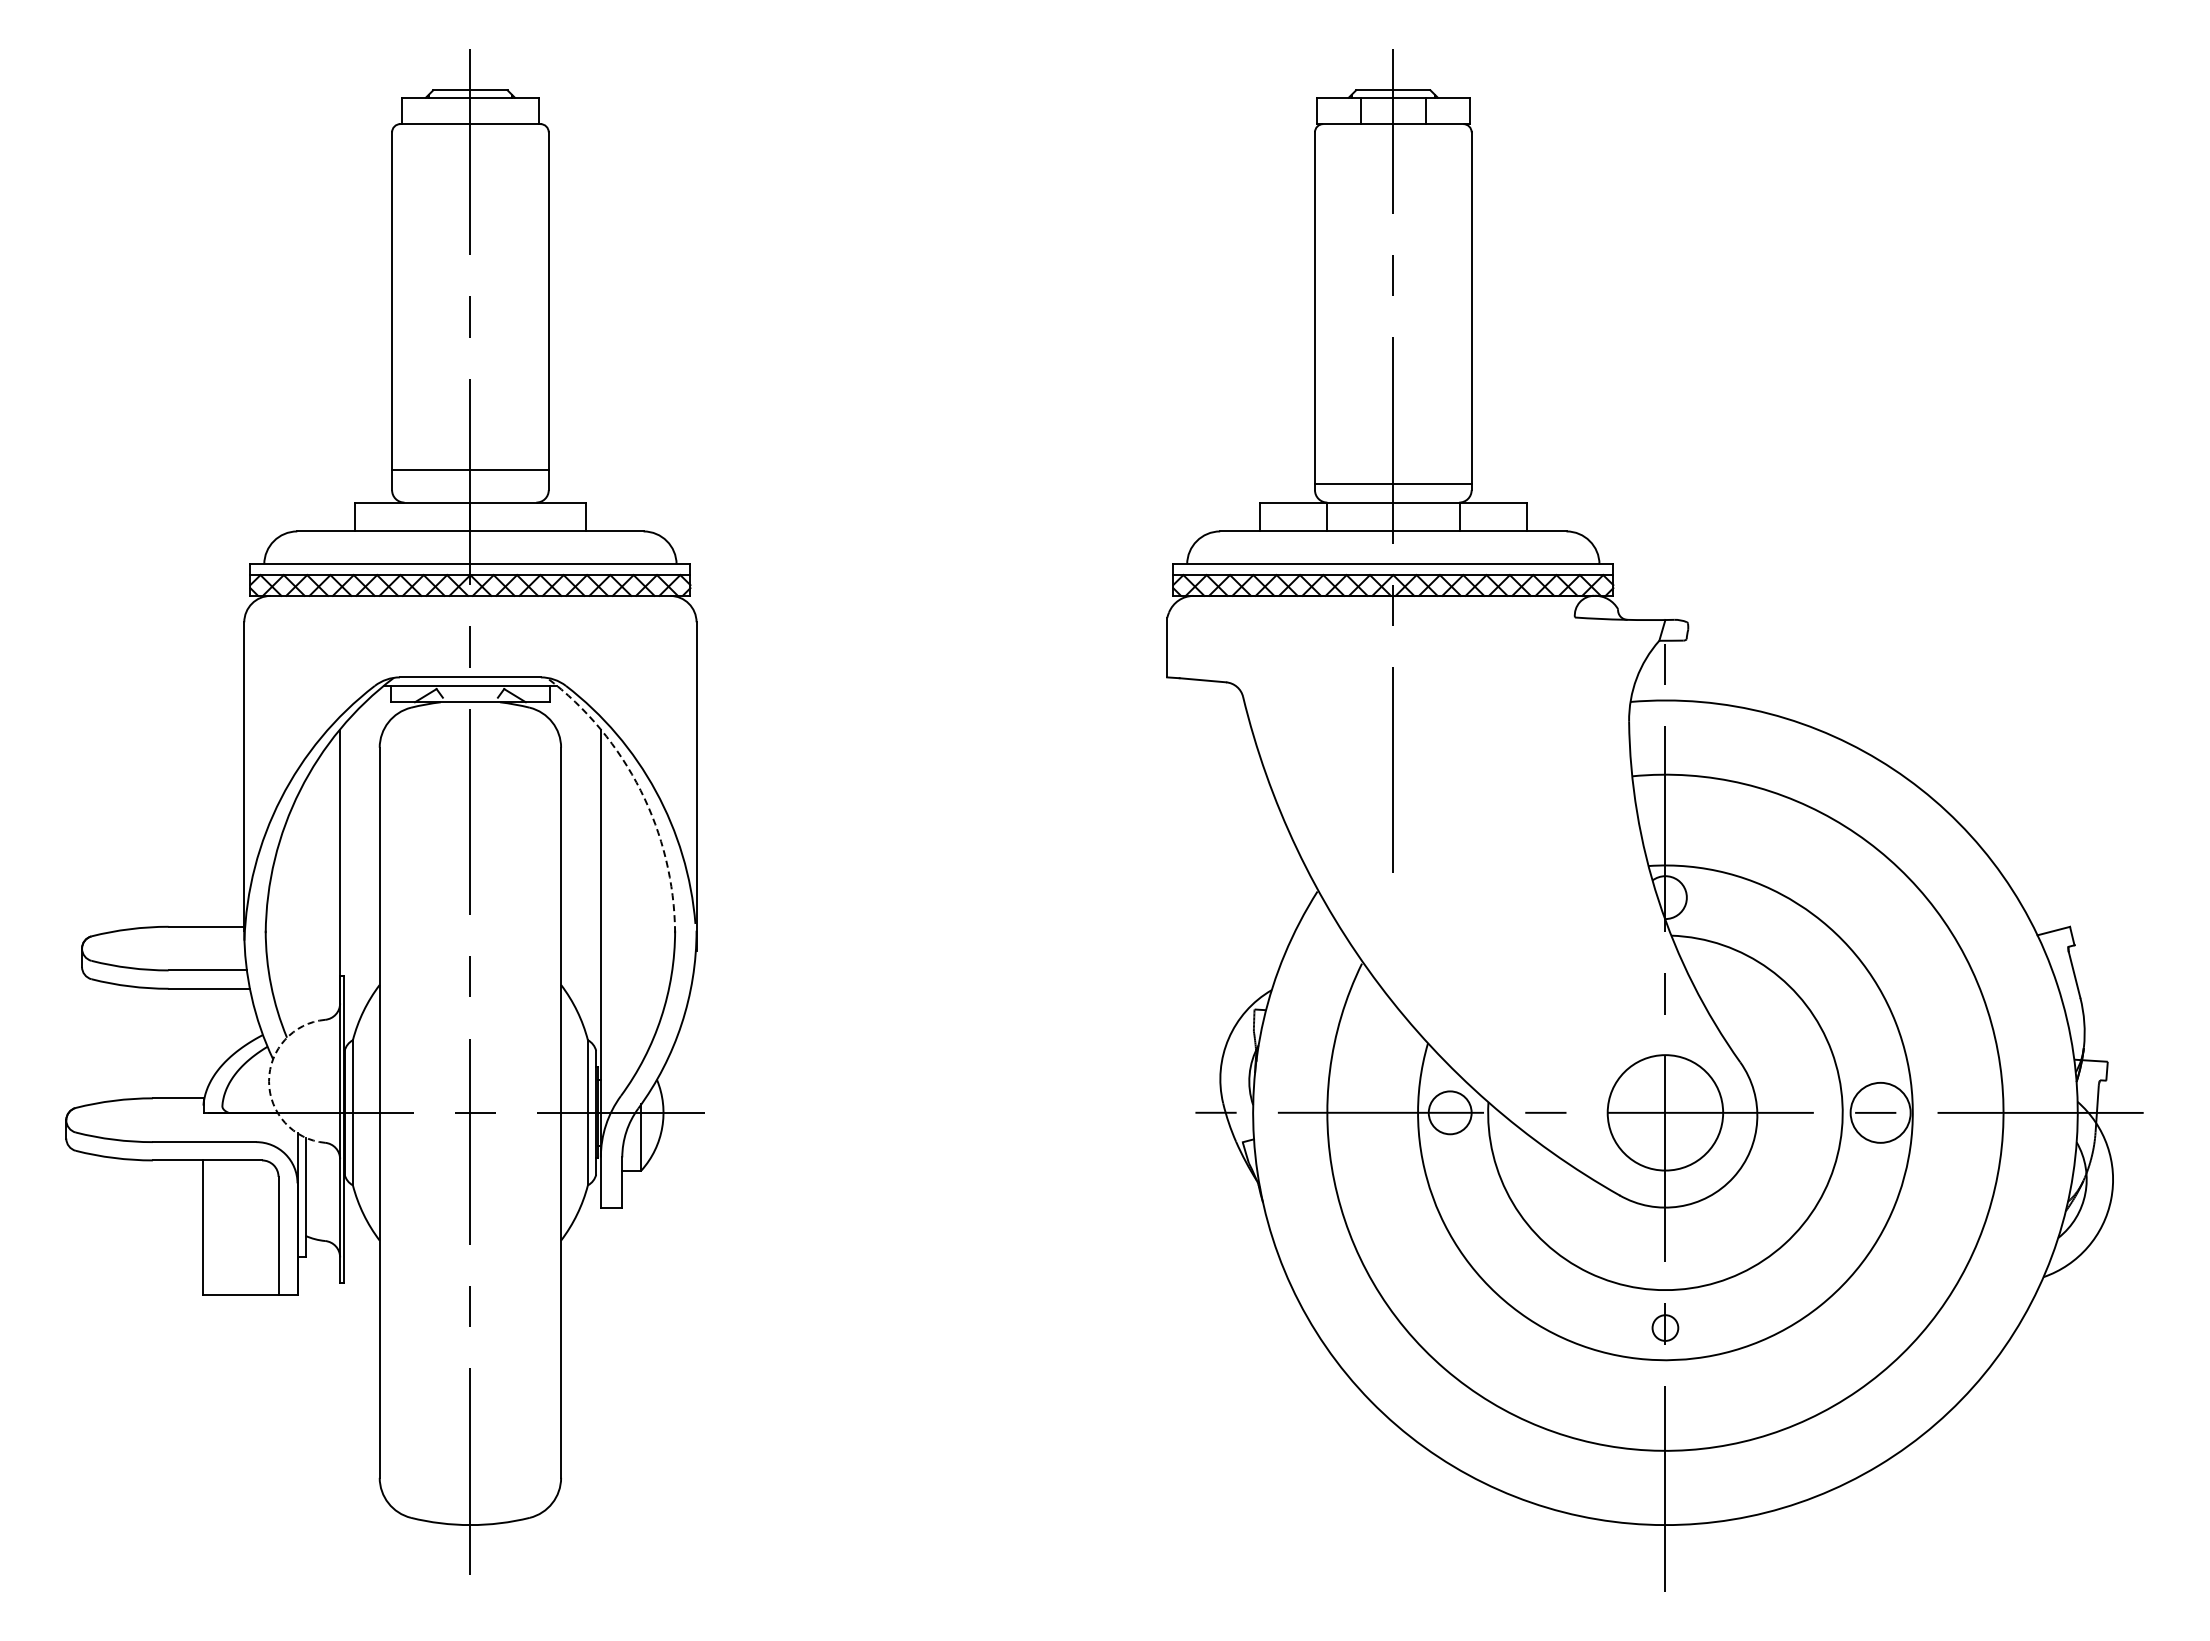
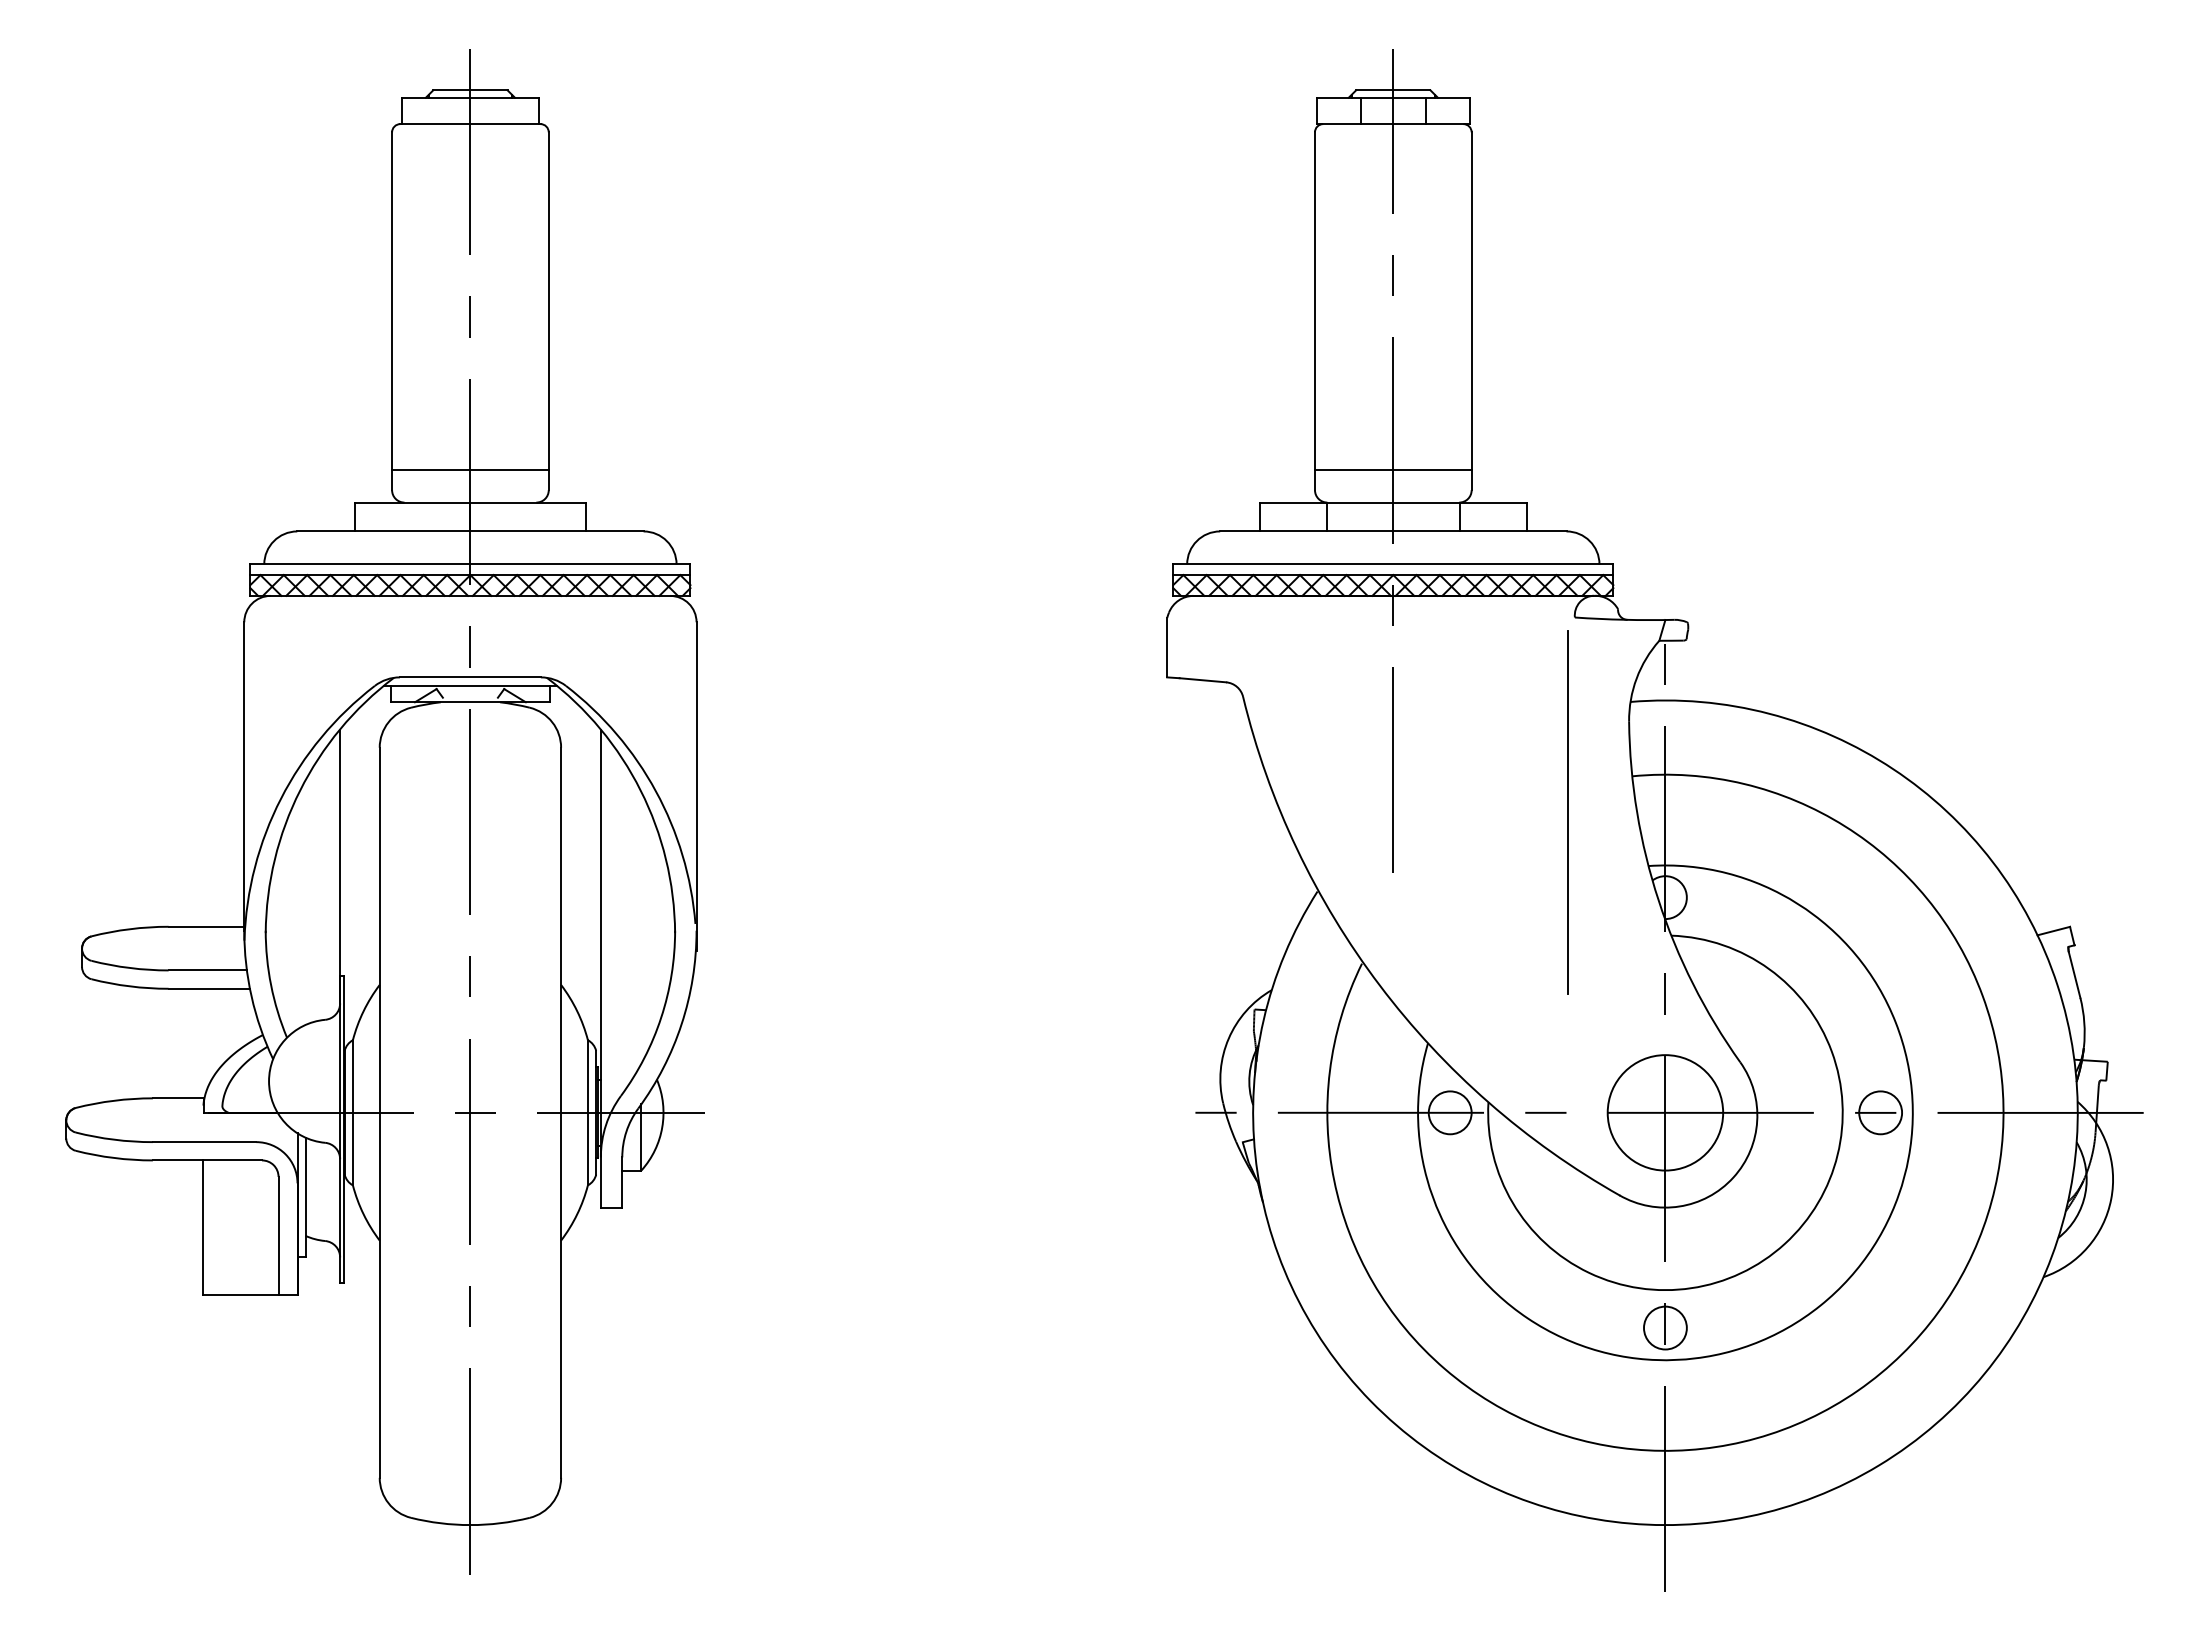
line position: (1392, 484) -> (1392, 470) (1392, 470)
arc: dashed -> solid (640, 790)
line: none -> present (1567, 812)
arc: dashed -> solid (269, 1081)
circle diameter: 60 px -> 43 px (1880, 1112)
circle diameter: 26 px -> 43 px (1665, 1327)
